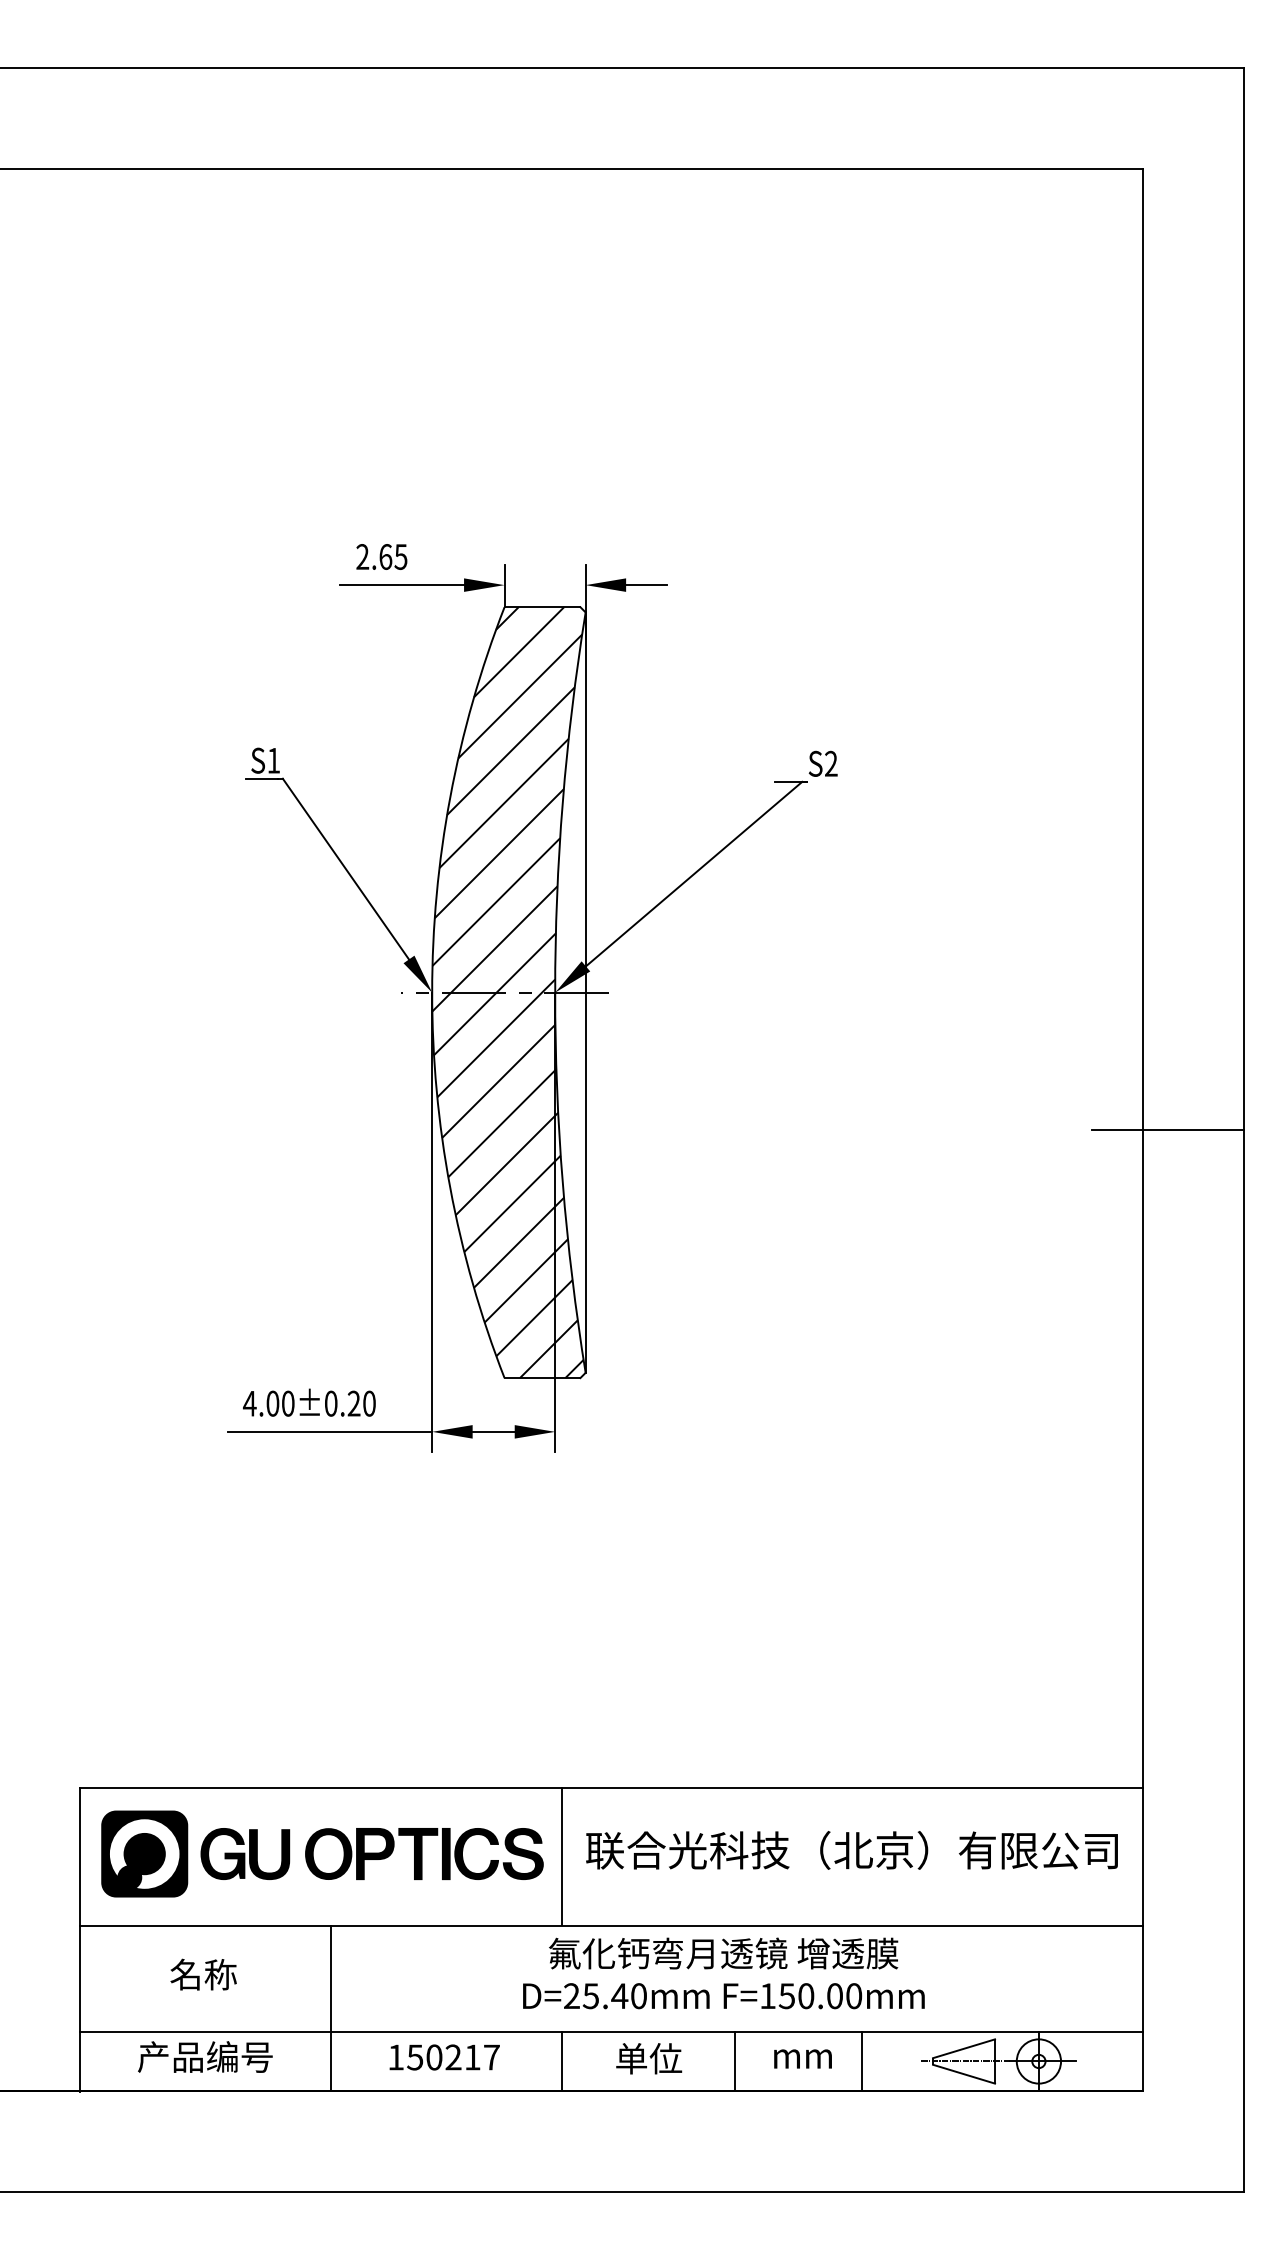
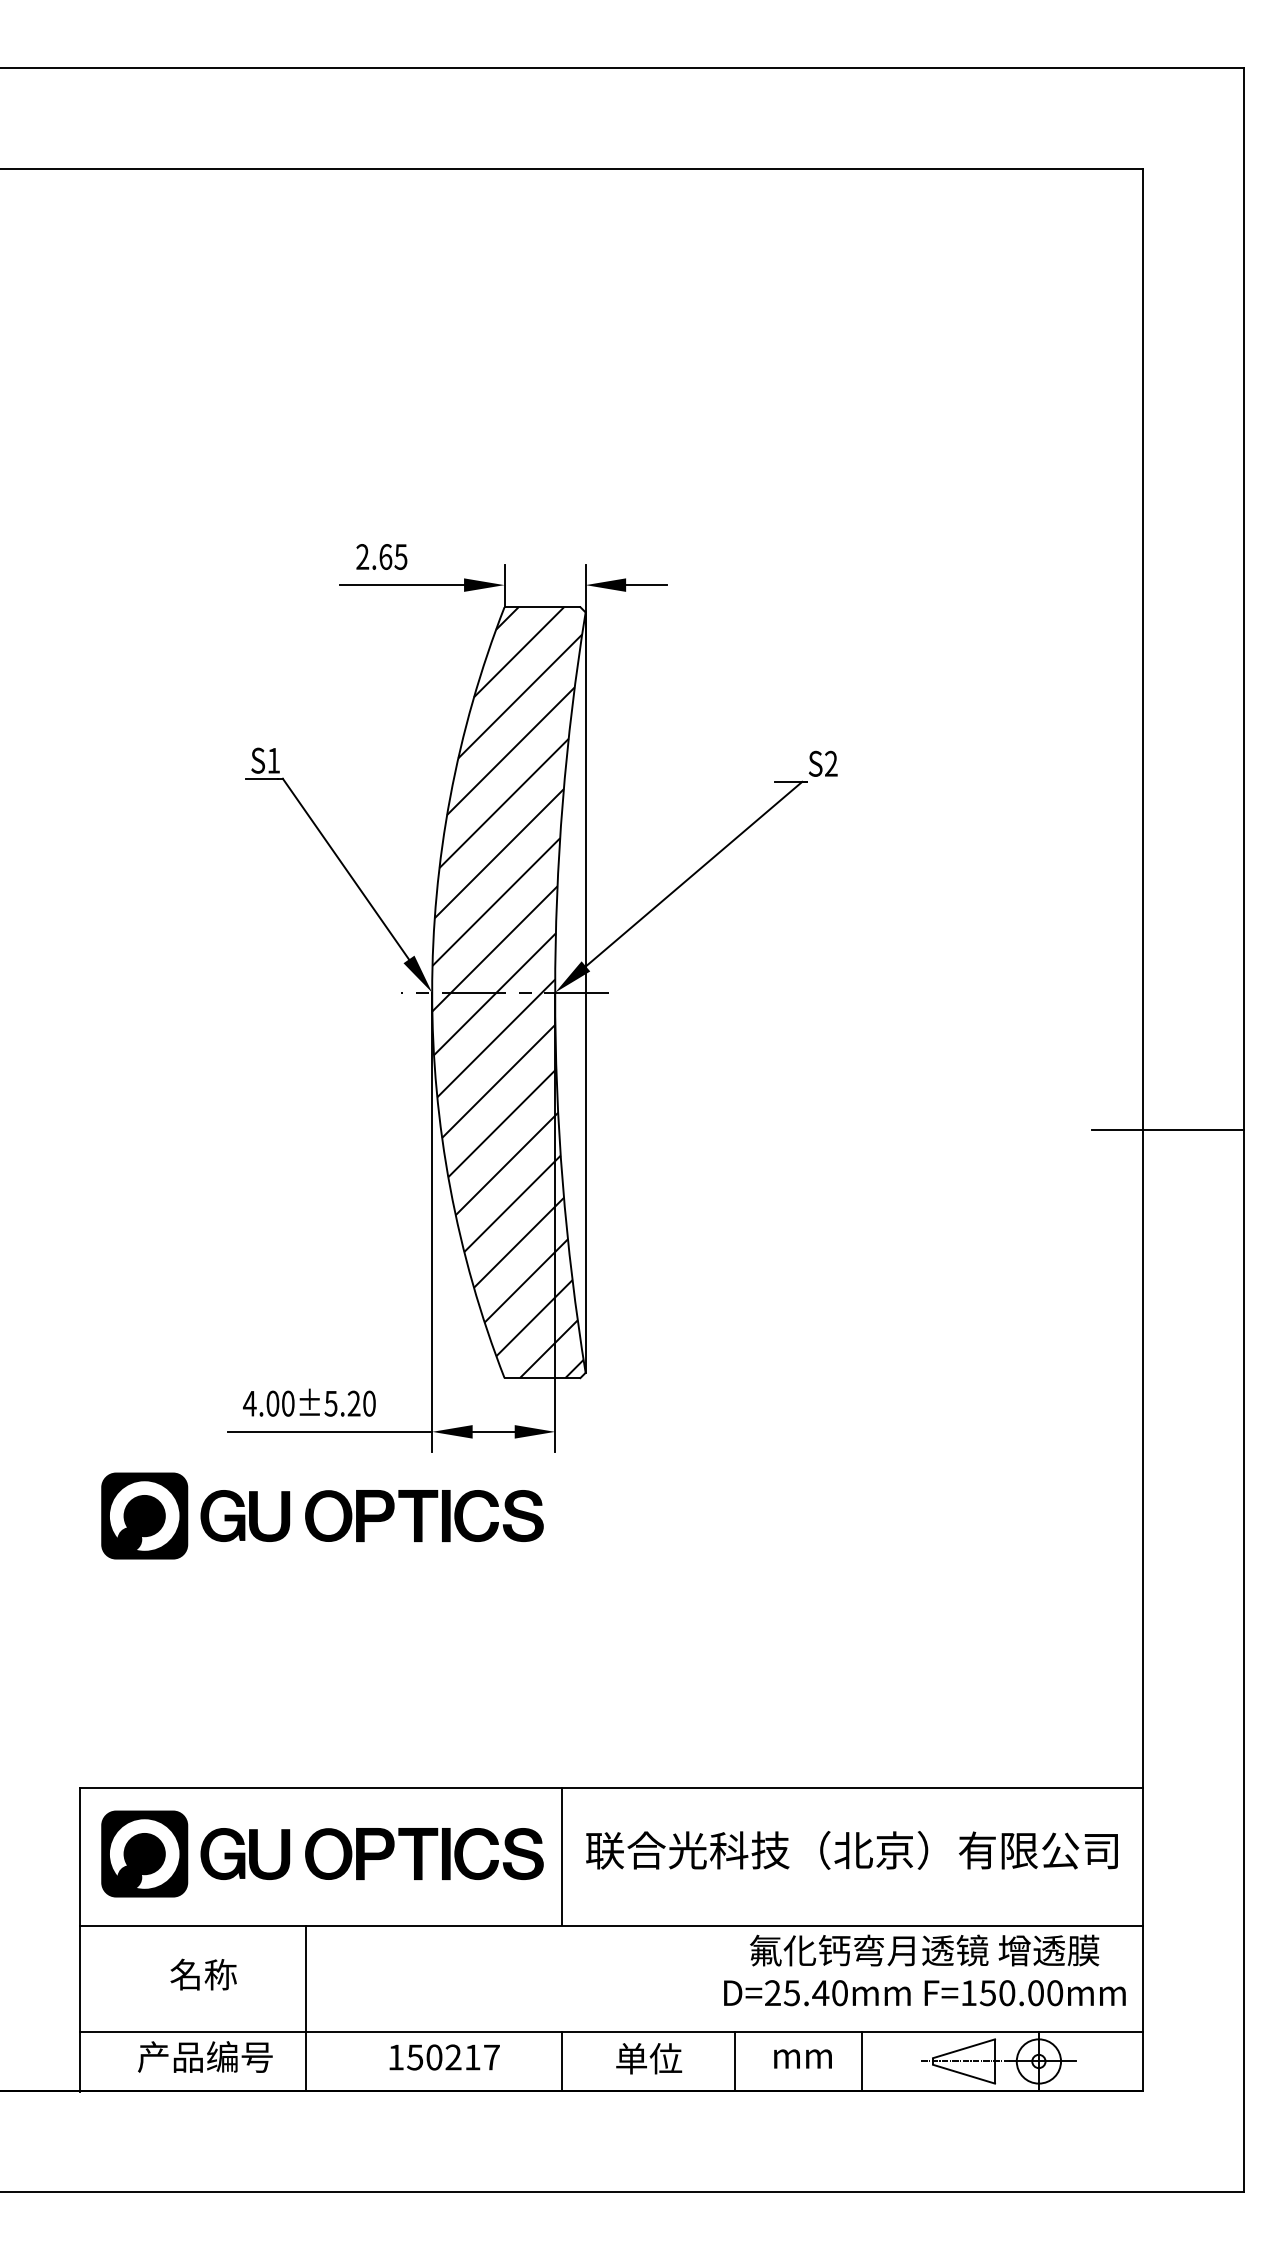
text: 4.00±0 -> 4.00±5 (330, 1403)
part: none -> present (322, 1515)
text position: (723, 1973) -> (924, 1970) (924, 1970)
line position: (330, 2008) -> (305, 2008) (305, 2008)
